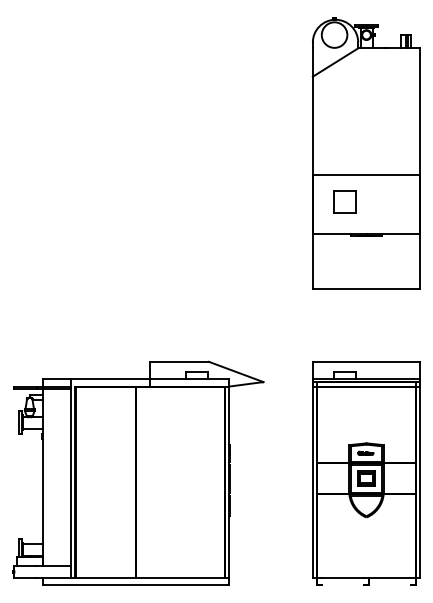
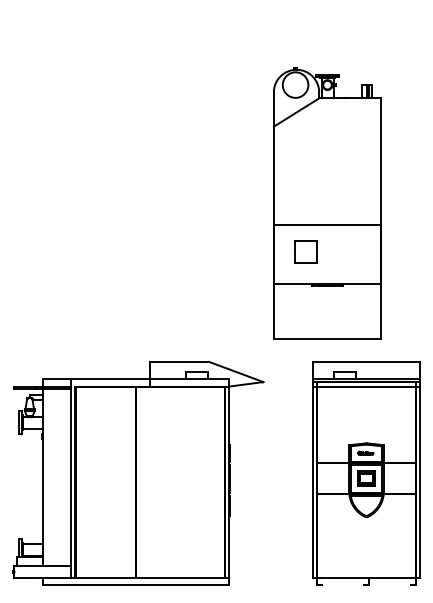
part position: (365, 153) -> (326, 203) (326, 203)
